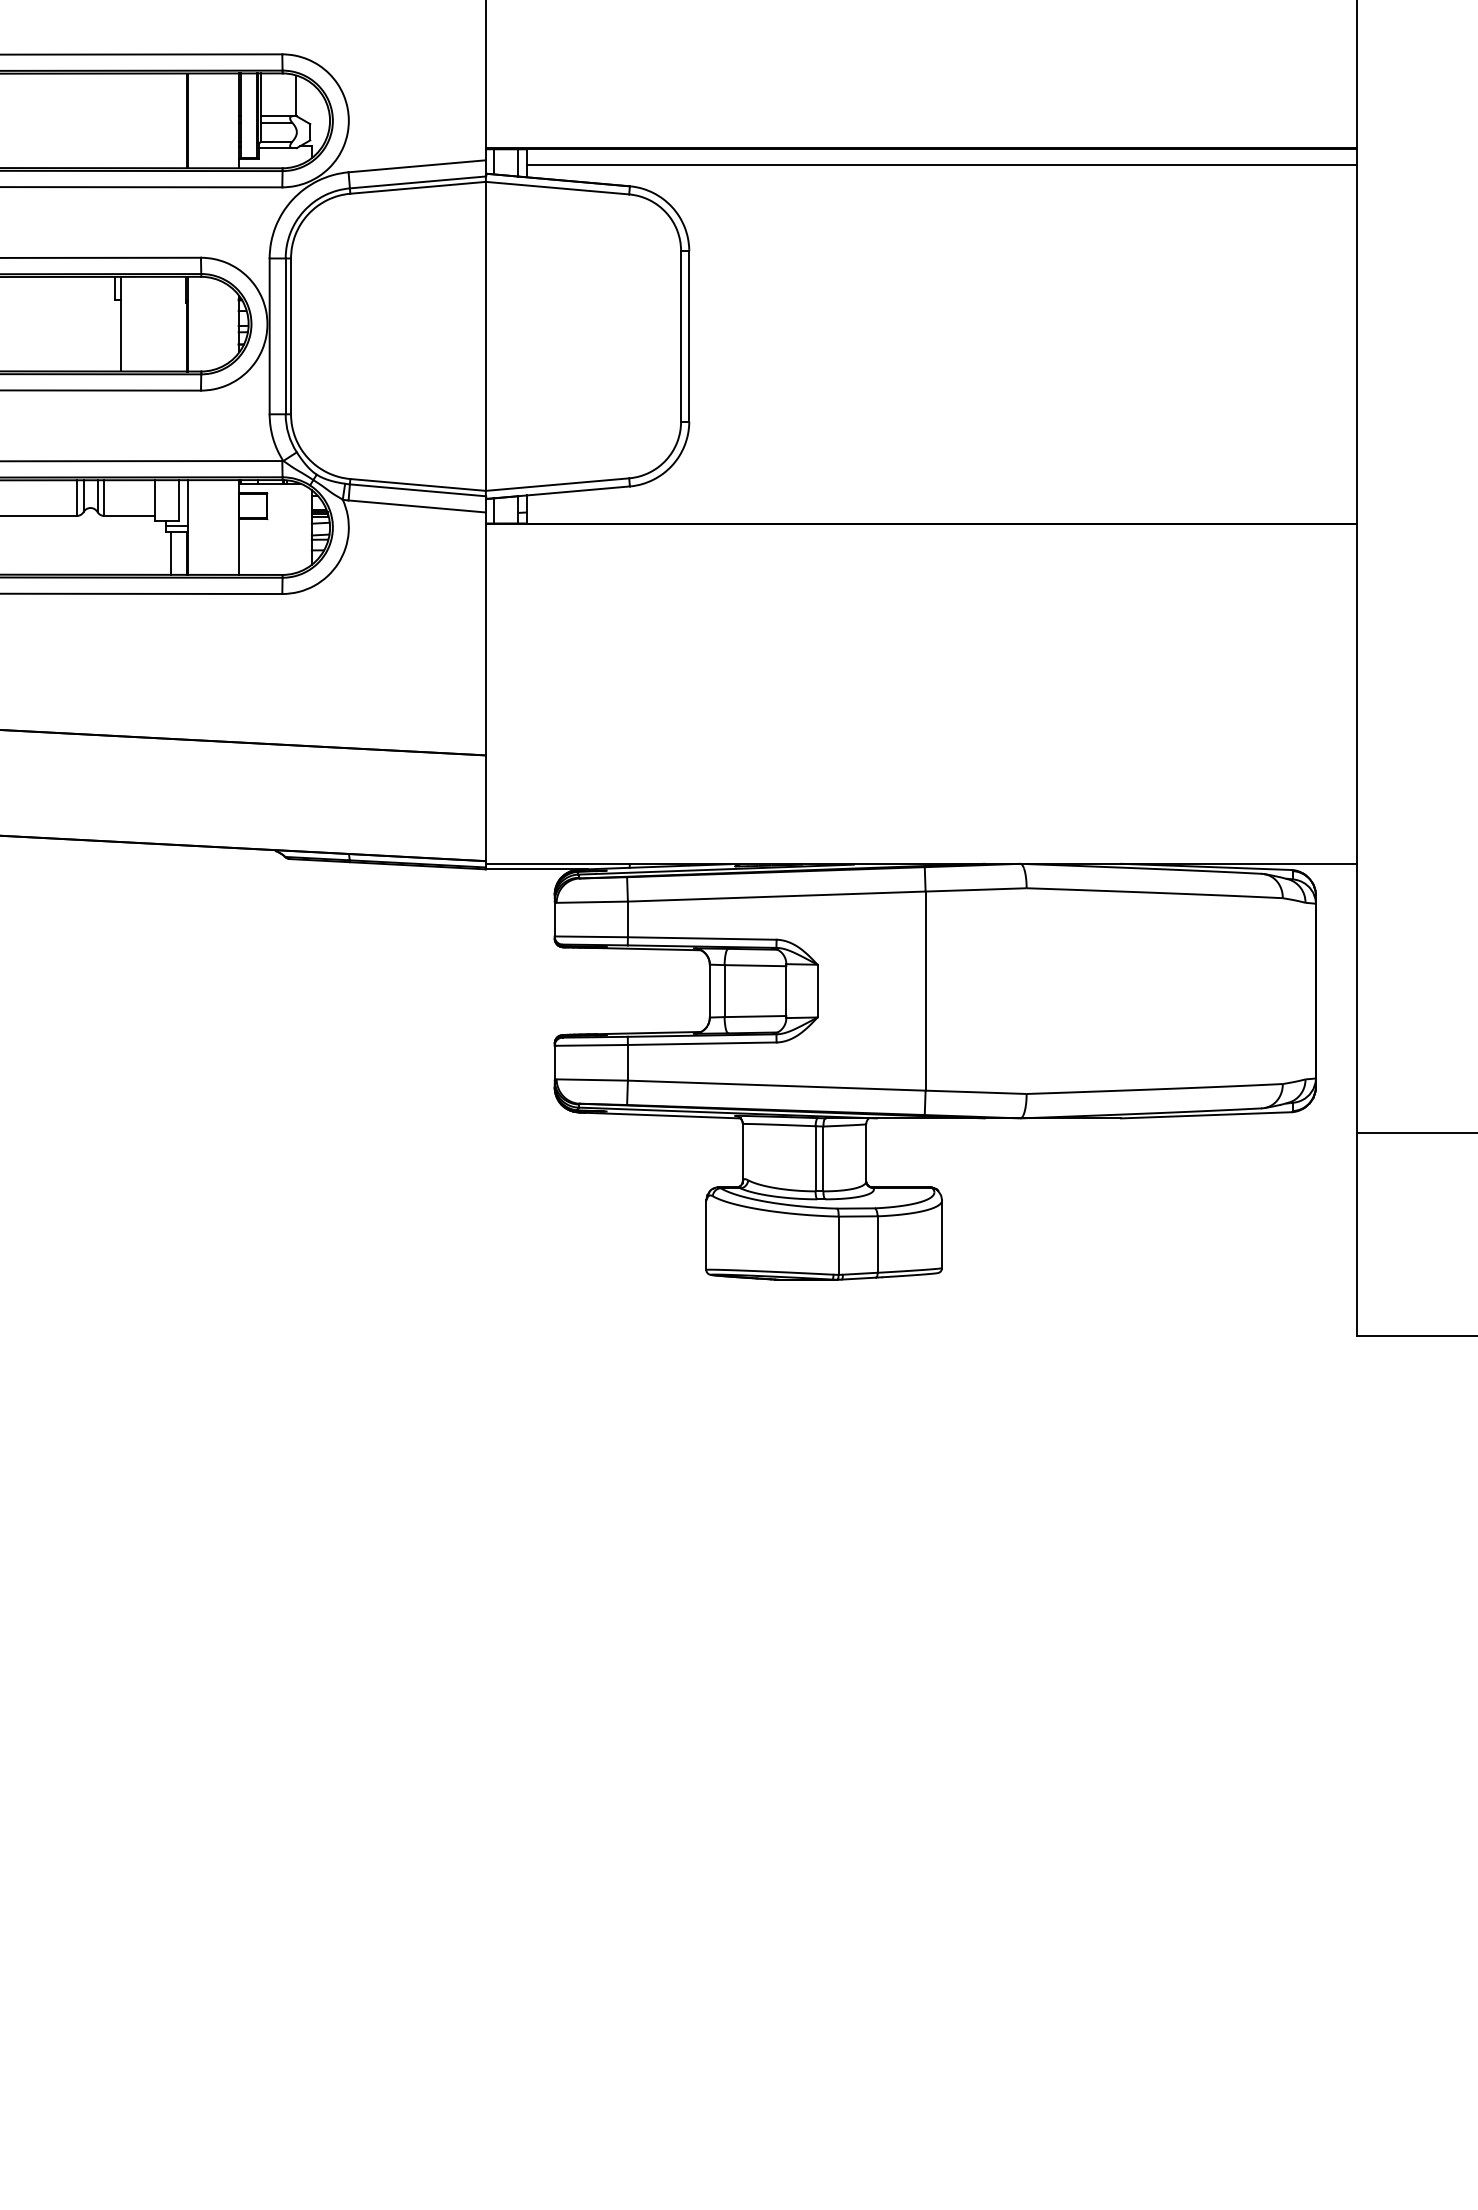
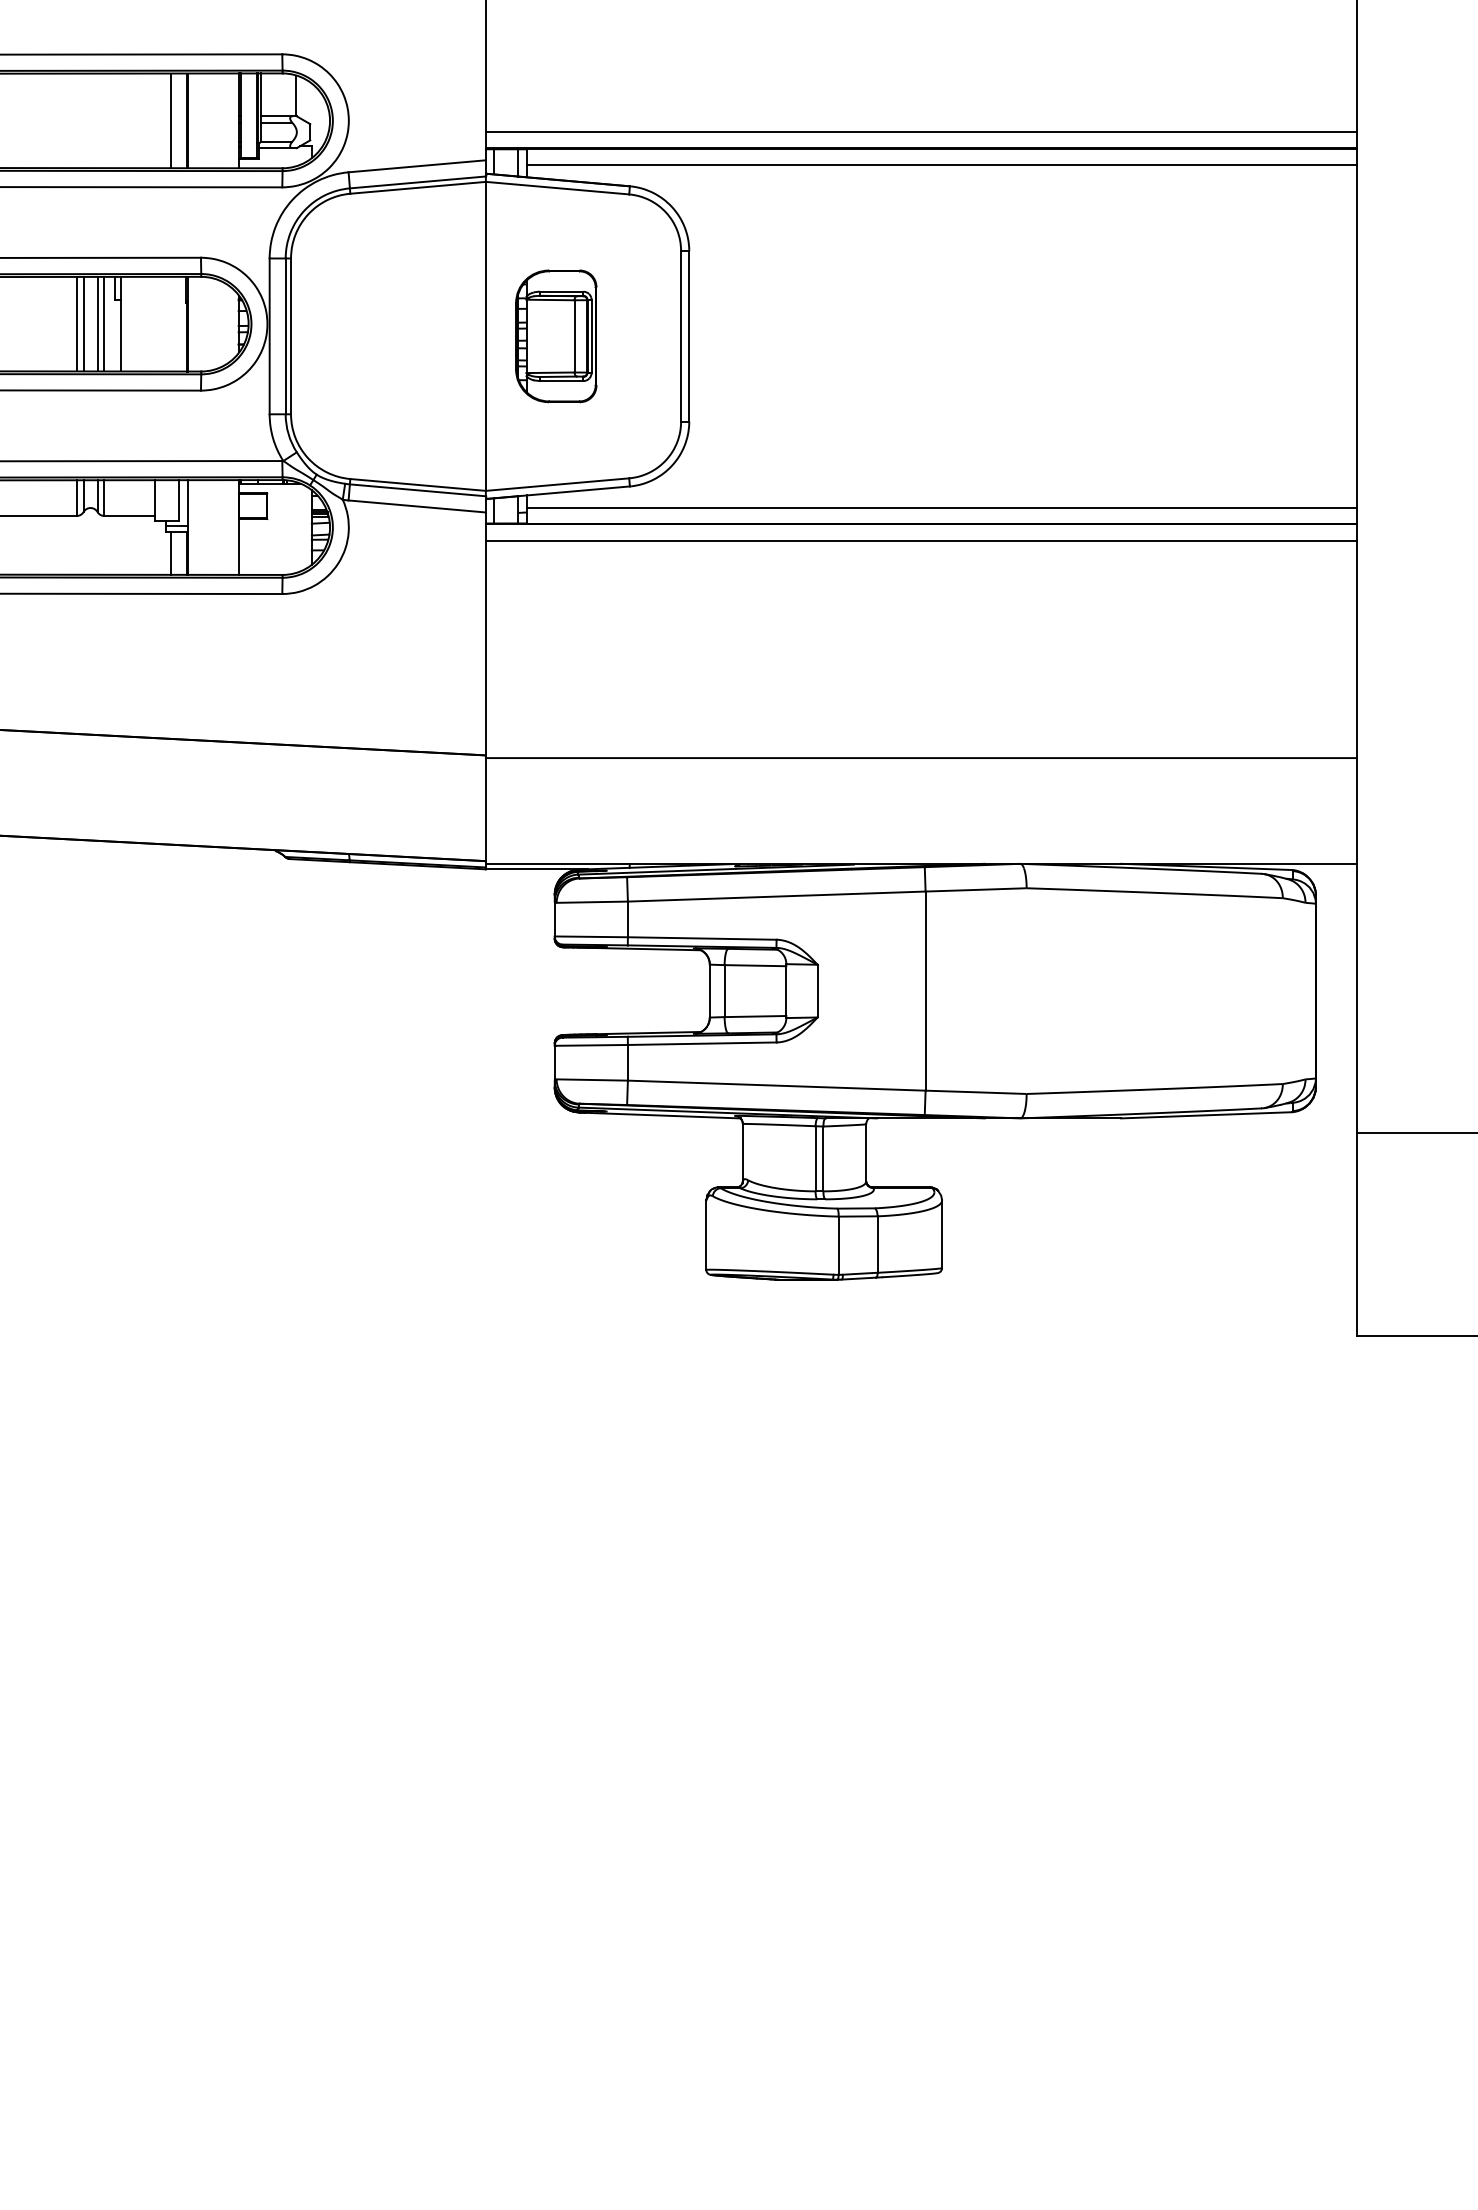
line: none -> present (171, 120)
line: none -> present (920, 132)
line: none -> present (76, 323)
line: none -> present (83, 323)
line: none -> present (97, 323)
line: none -> present (104, 323)
part: none -> present (556, 336)
line: none -> present (941, 508)
line: none -> present (920, 540)
line: none -> present (920, 758)
